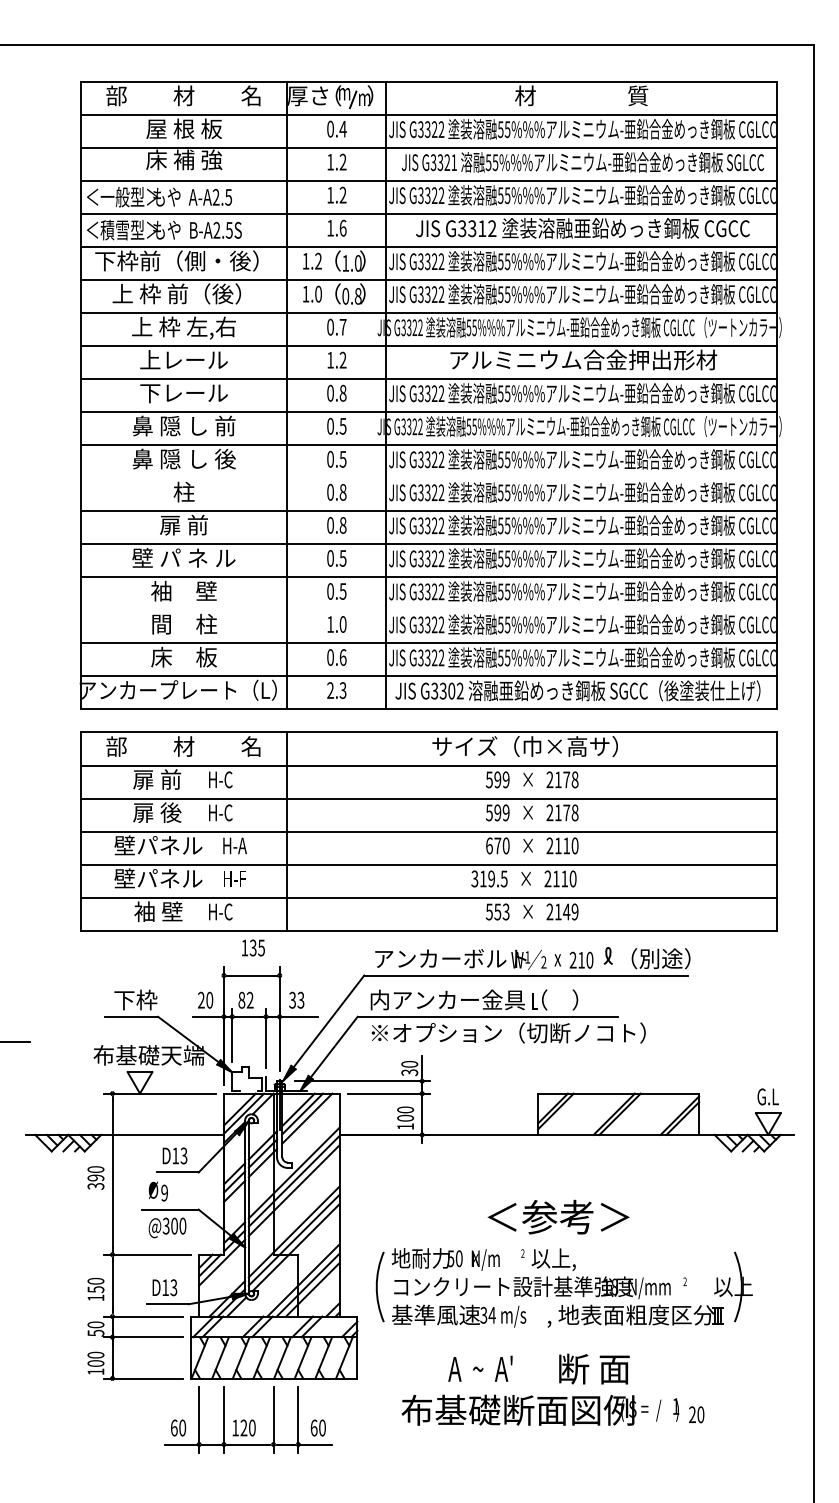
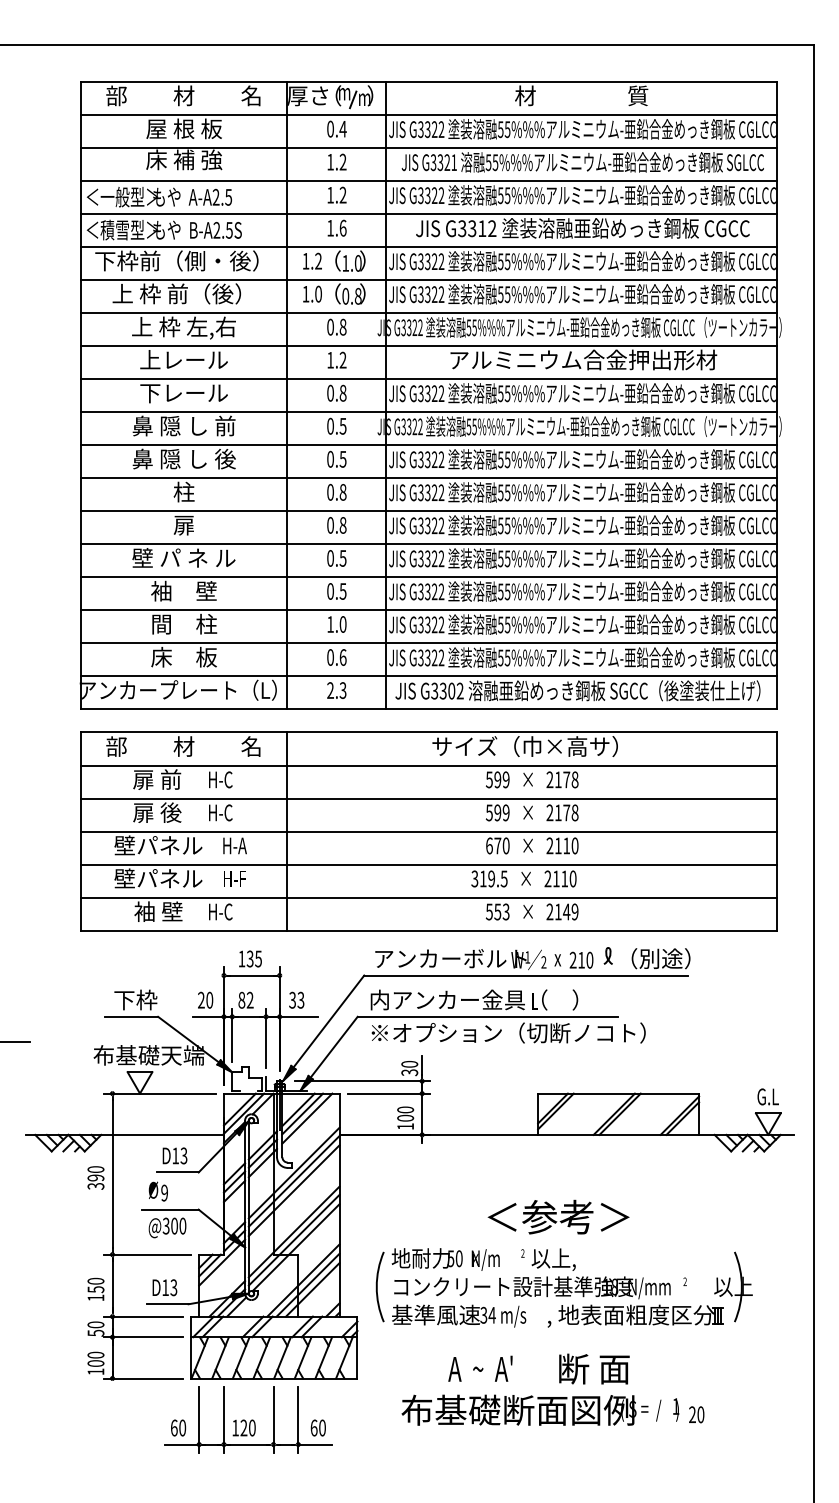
text: 0.7 -> 0.8 (342, 326)
line: none -> present (428, 478)
text: 扉 前 -> 扉 (183, 524)
line: none -> present (428, 610)
text position: (253, 947) -> (250, 958) (250, 958)
